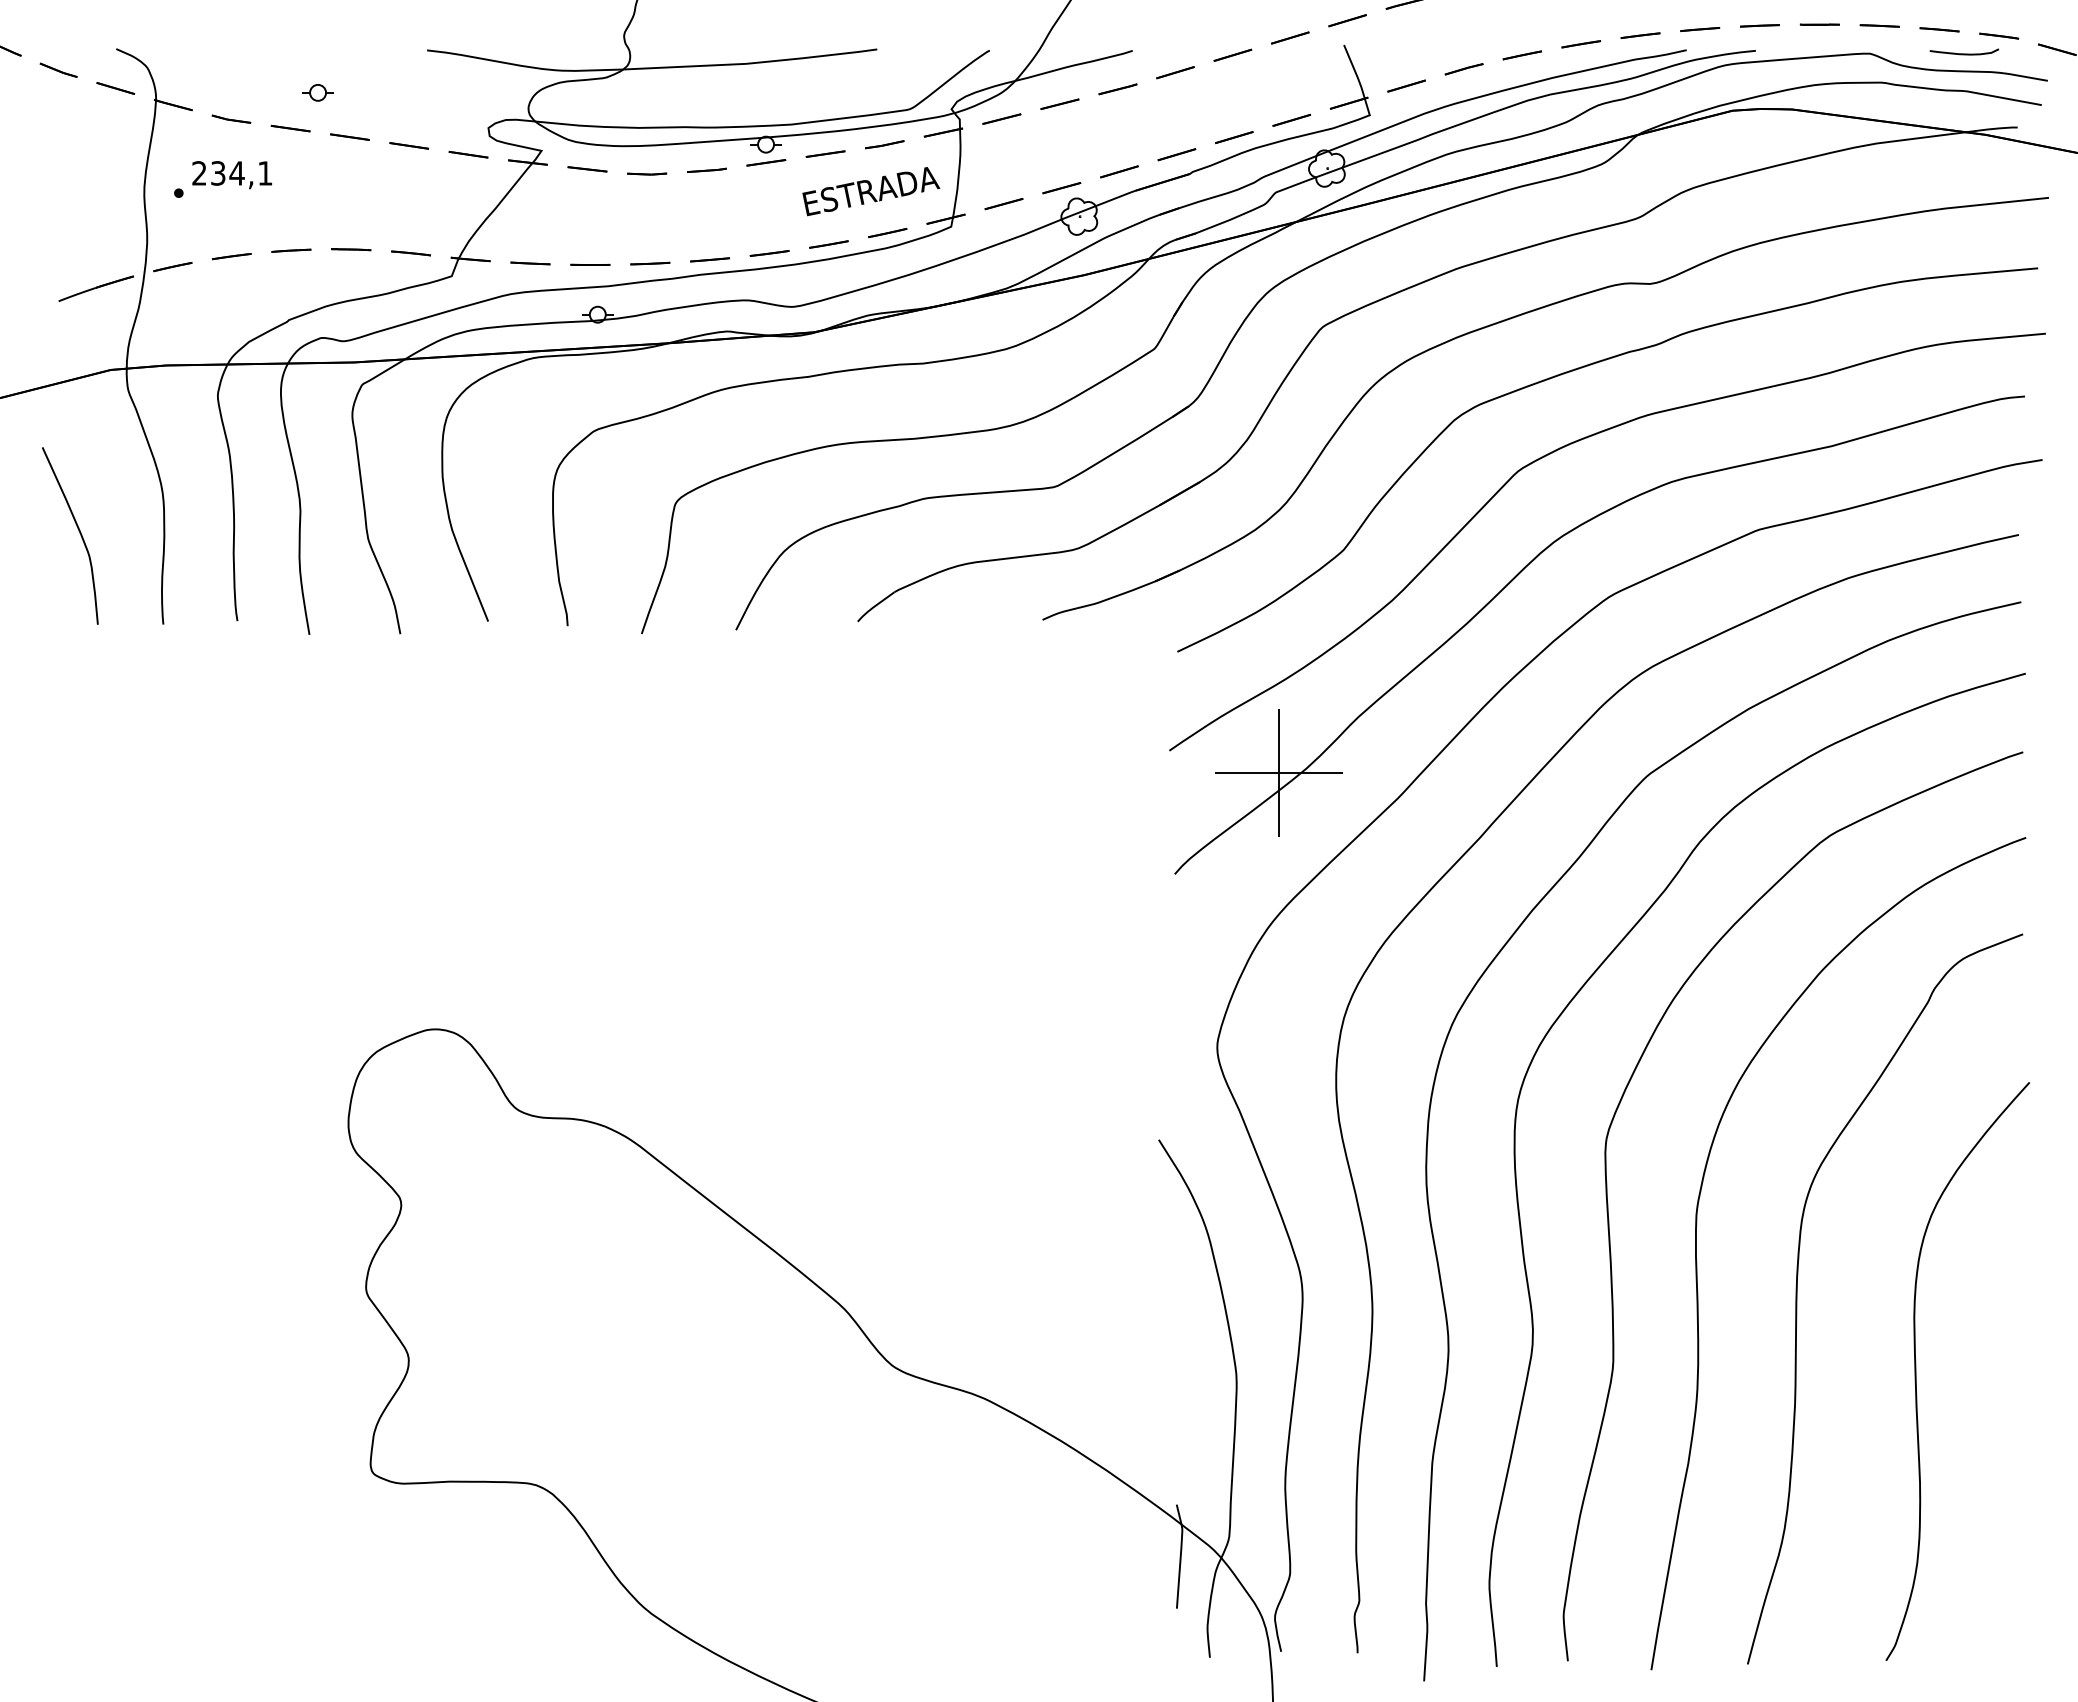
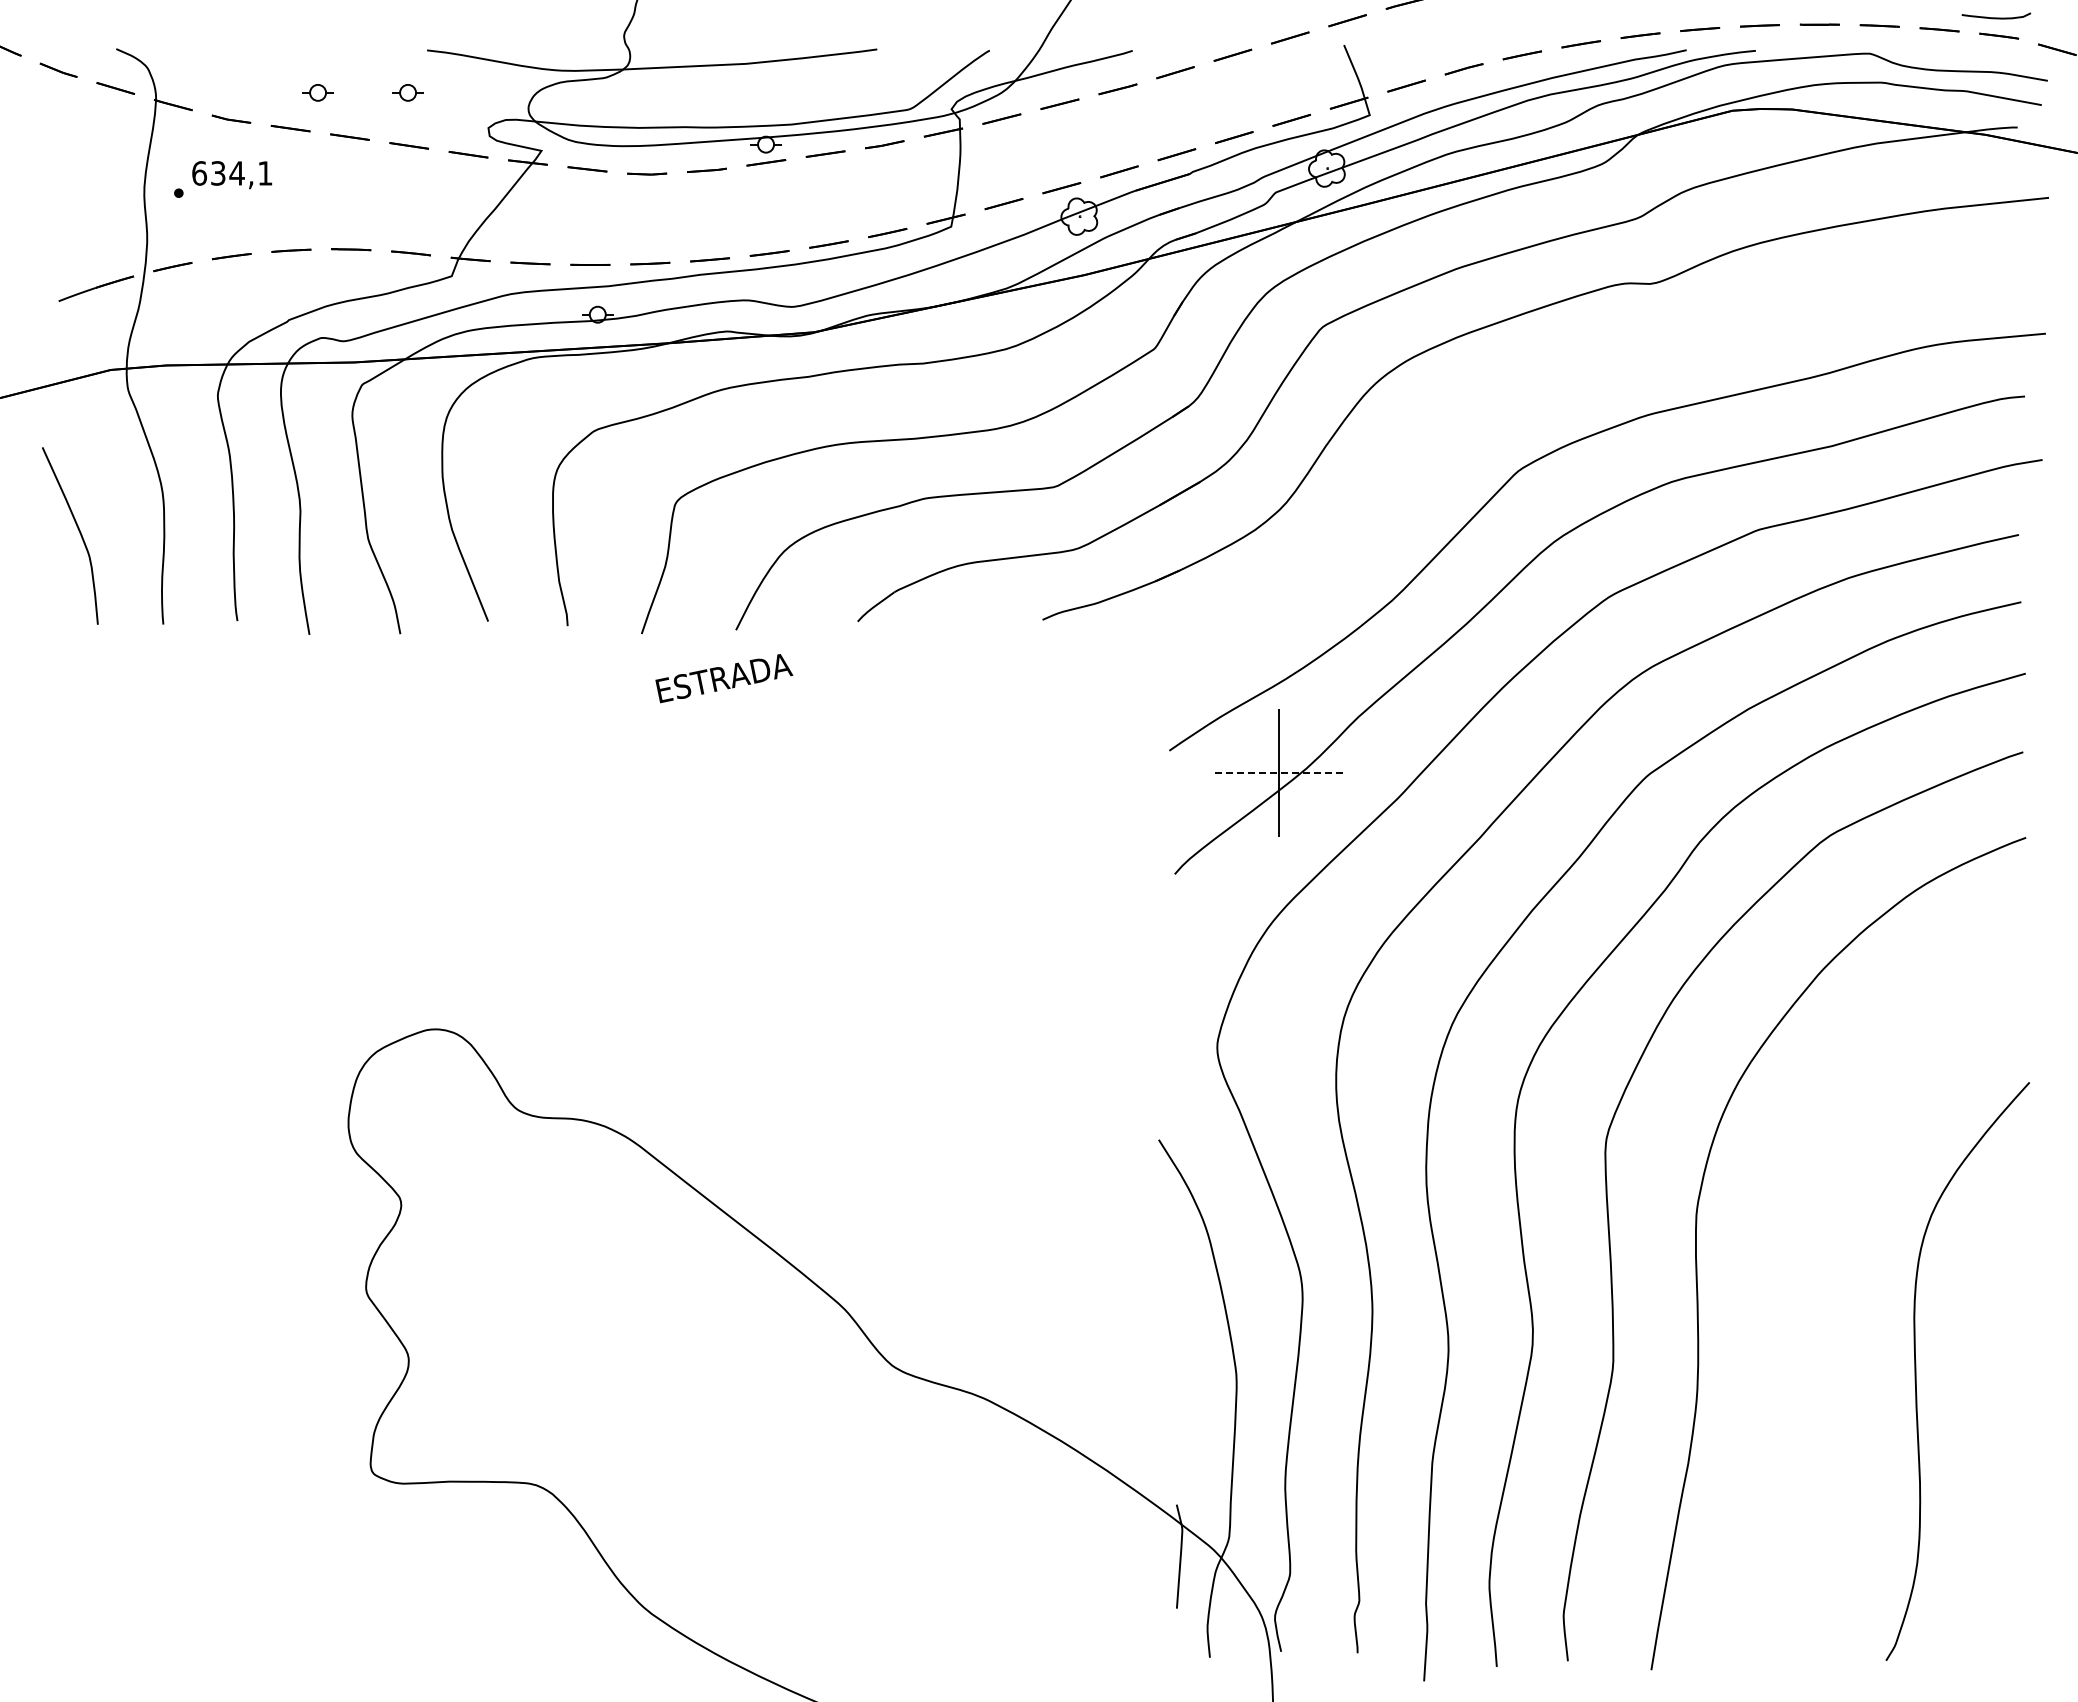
curve position: (1964, 53) -> (1996, 17) (1996, 17)
part: none -> present (407, 92)
text: 234,1 -> 634,1 (199, 173)
text position: (871, 191) -> (724, 678) (724, 678)
curve: present -> none (1576, 370)
line: solid -> dashed (1279, 773)
curve: present -> none (1797, 1298)
